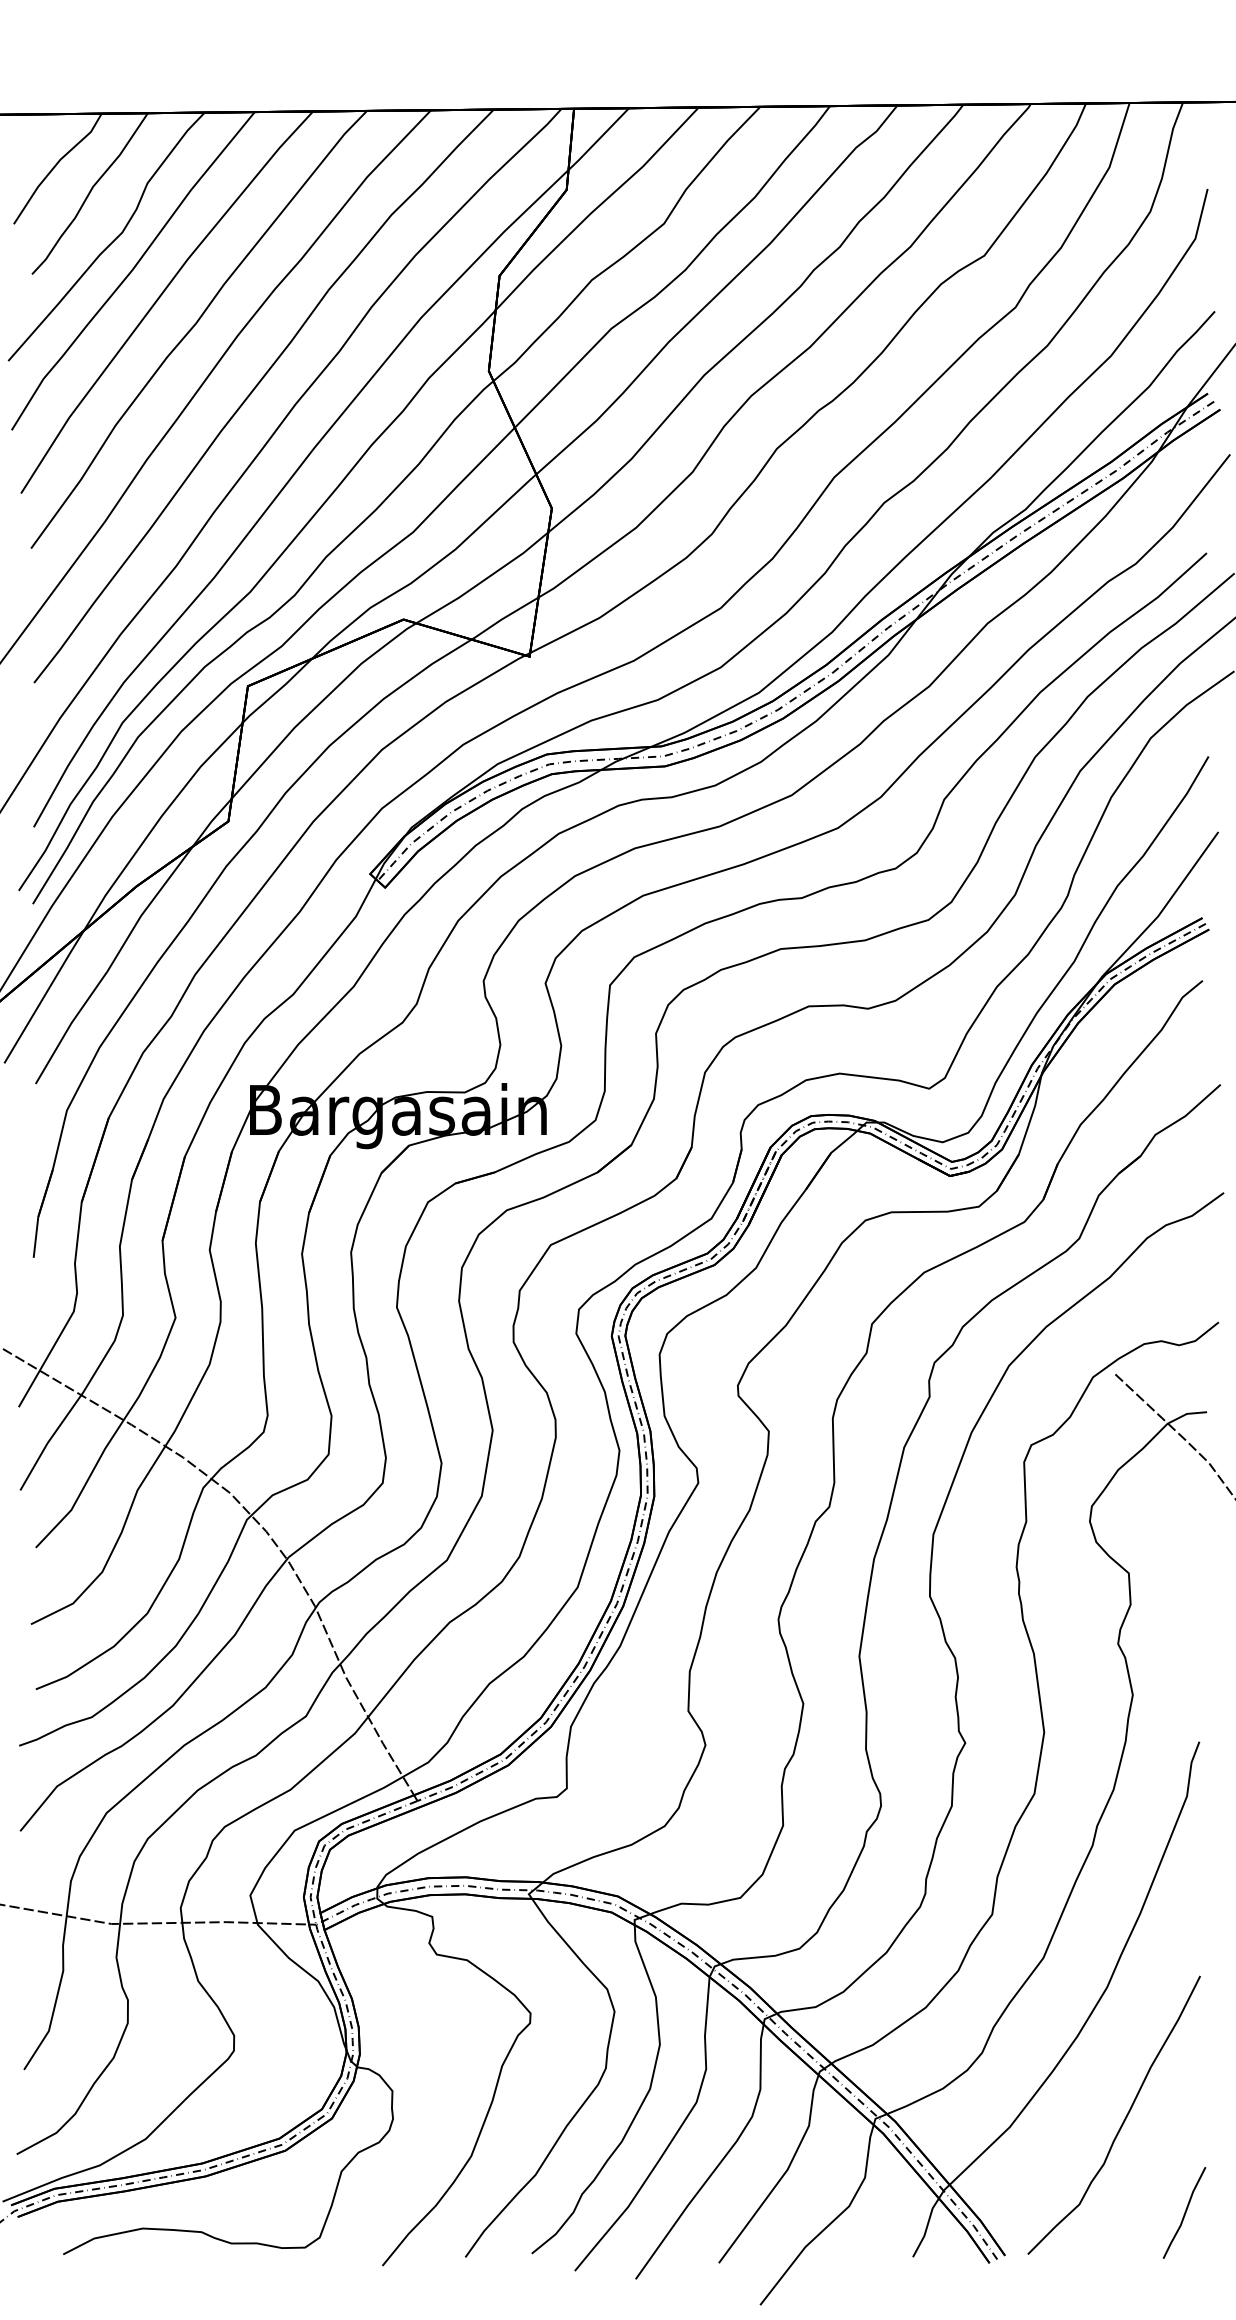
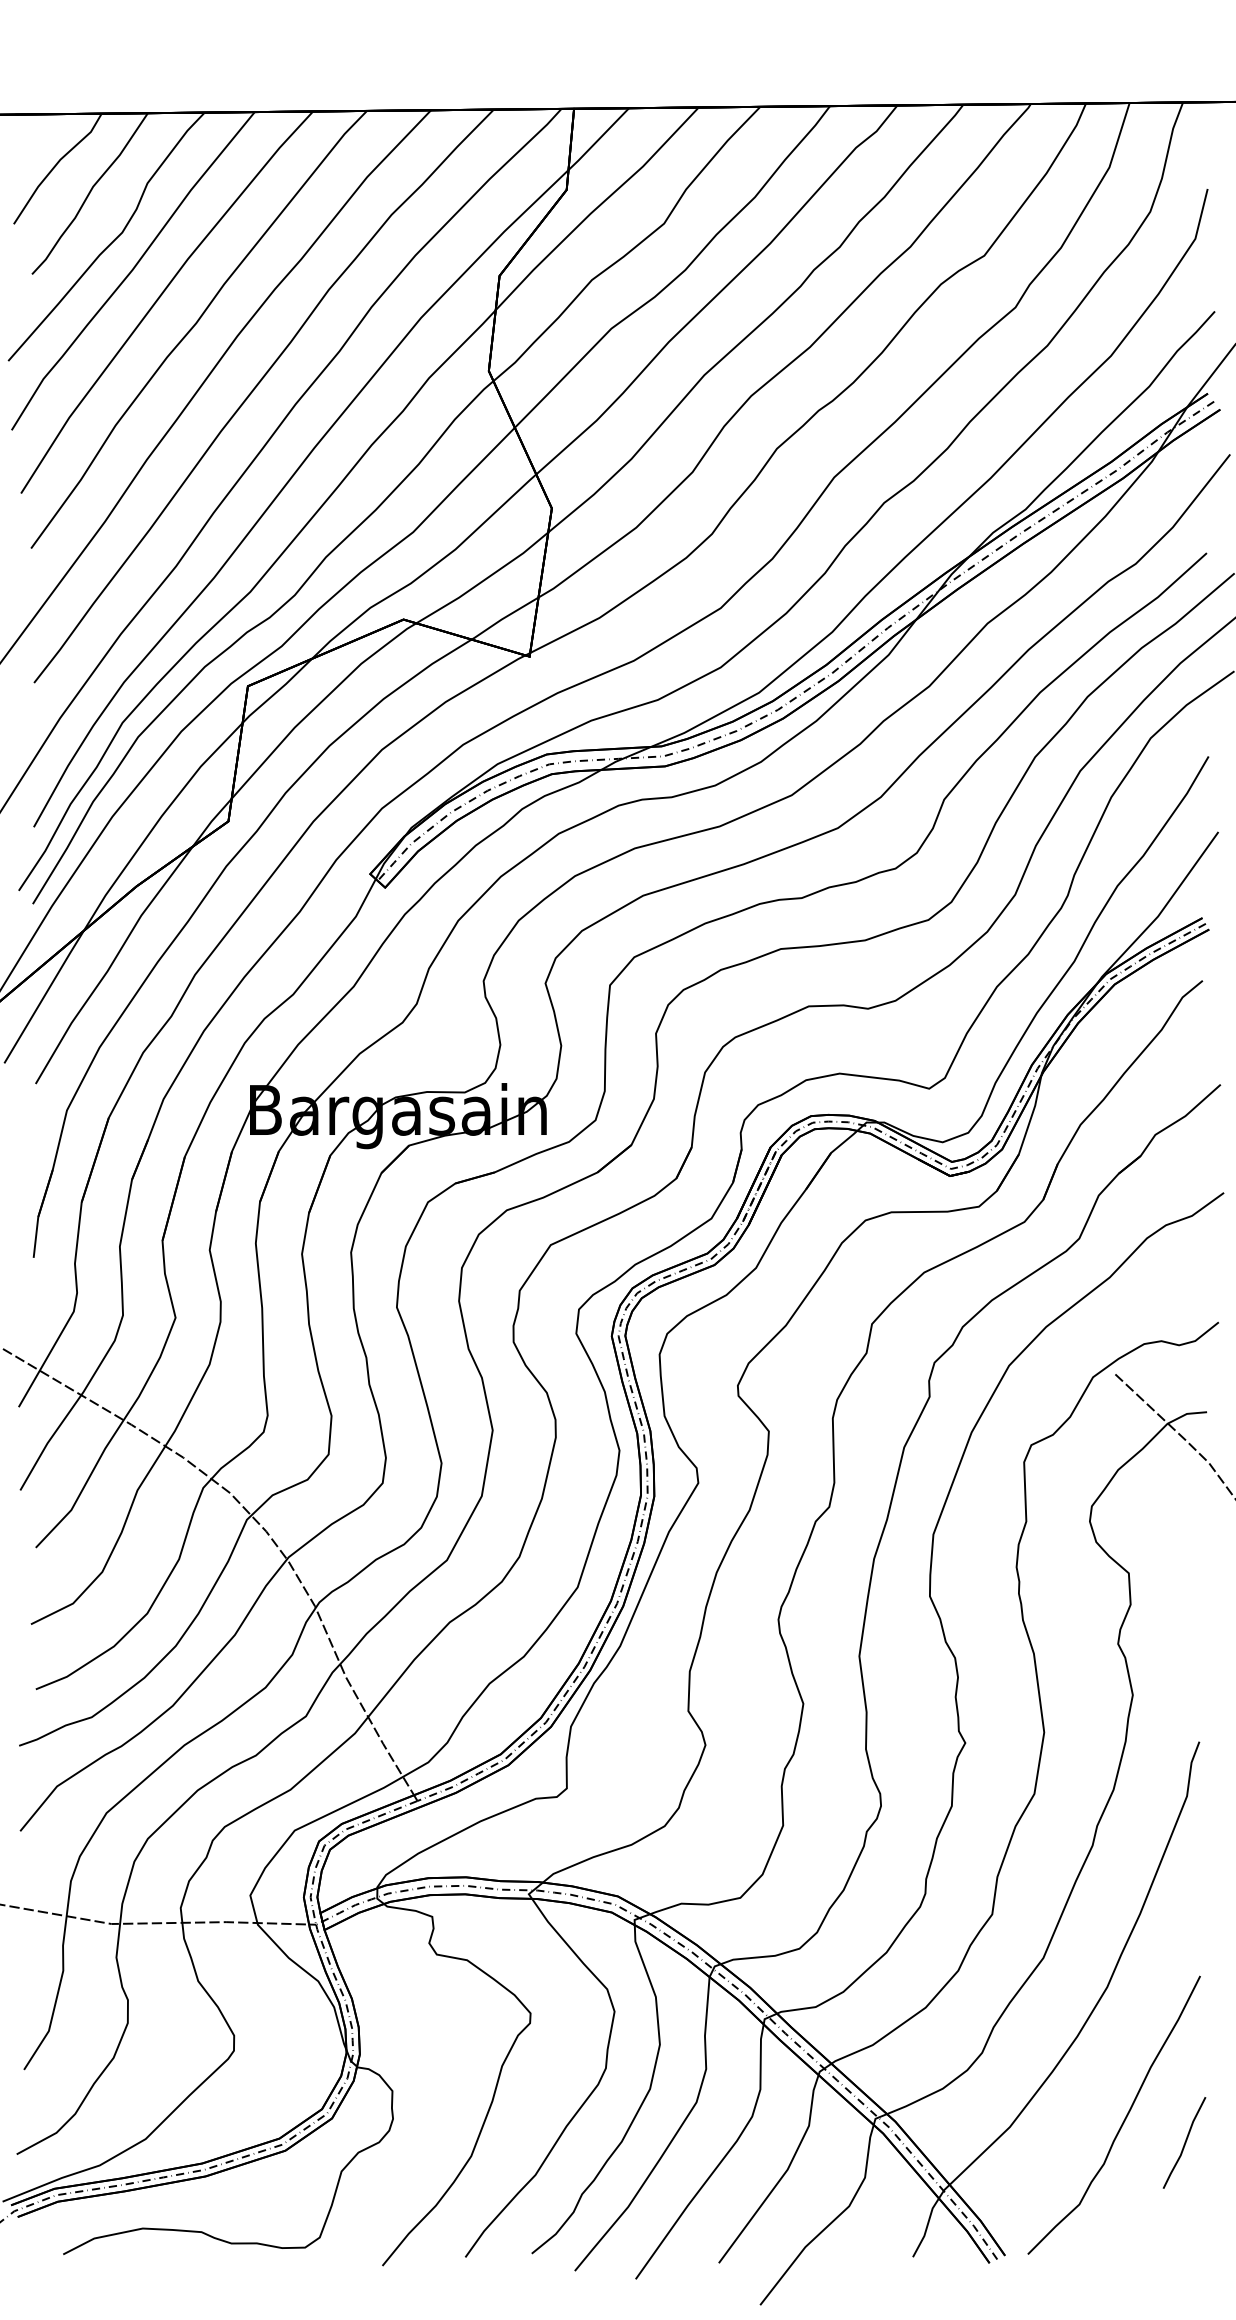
line position: (1184, 2212) -> (1184, 2142) (1184, 2142)
